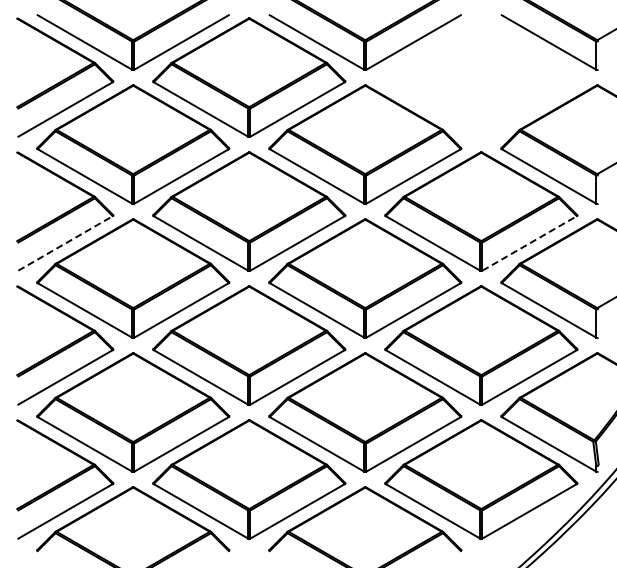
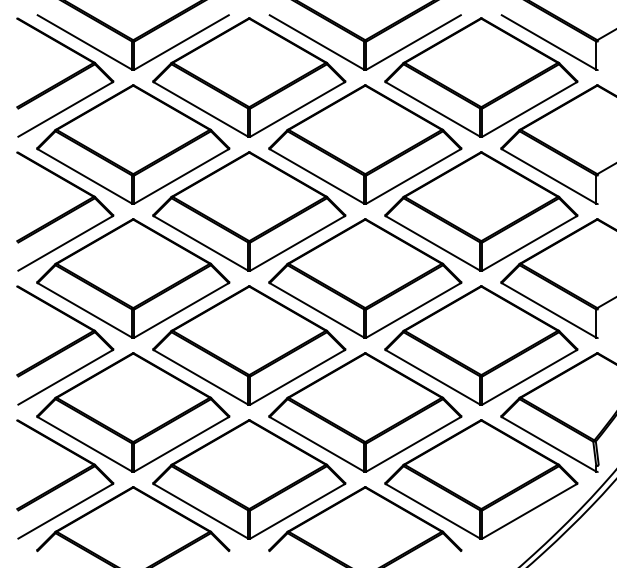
part: none -> present (481, 77)
line: dashed -> solid (65, 243)
line: dashed -> solid (529, 243)
